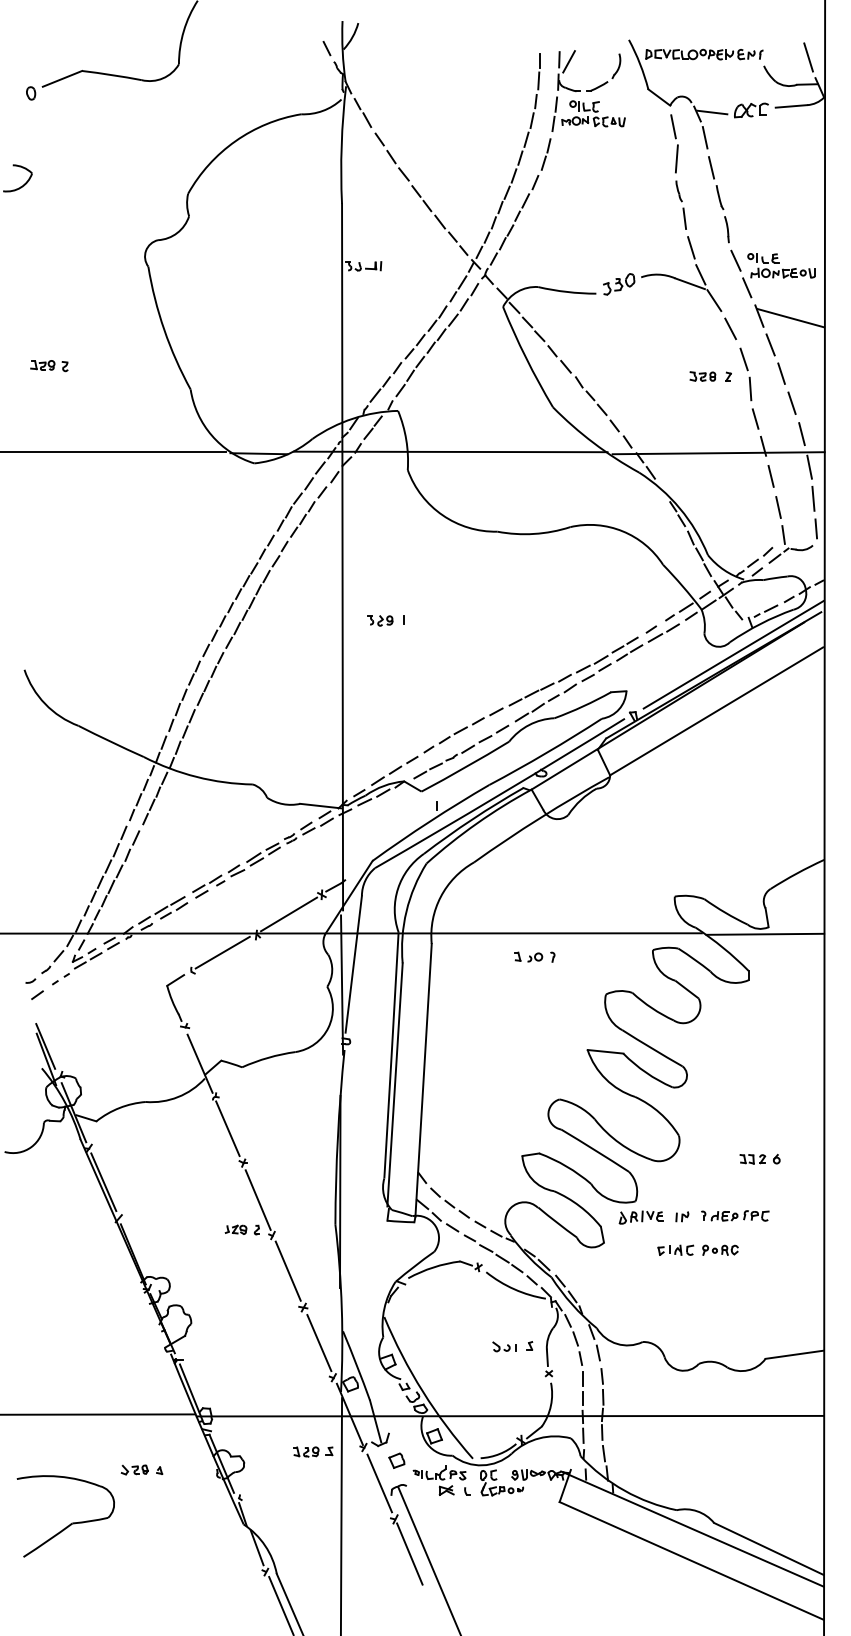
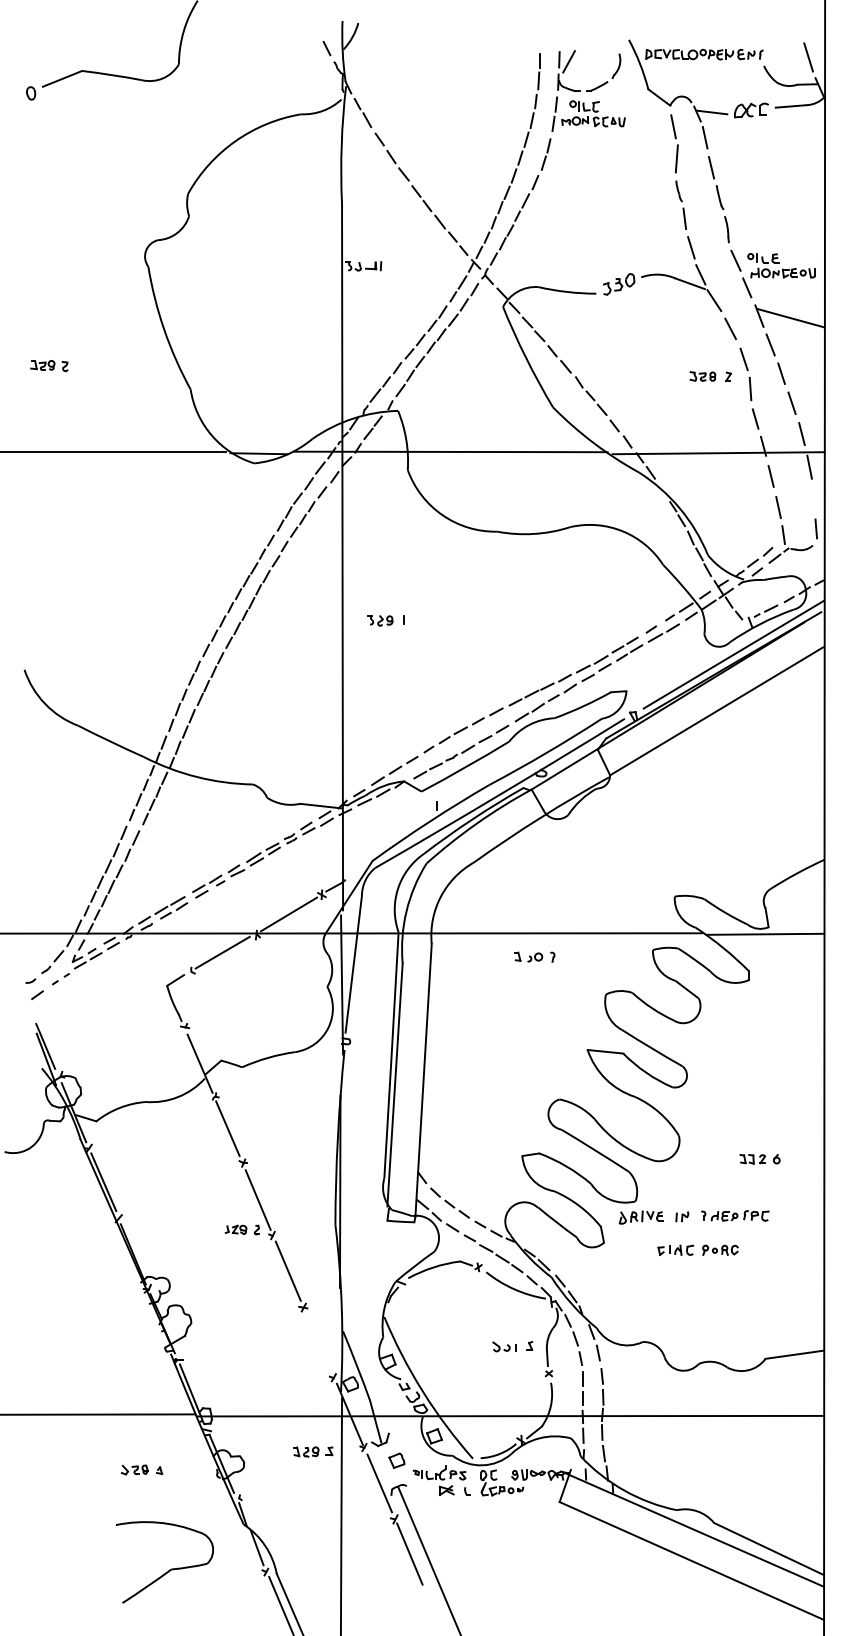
part: present -> none (23, 184)
line: present -> none (813, 498)
line: present -> none (319, 1343)
part position: (70, 1523) -> (169, 1569) (169, 1569)
